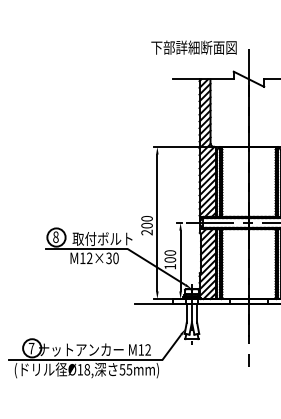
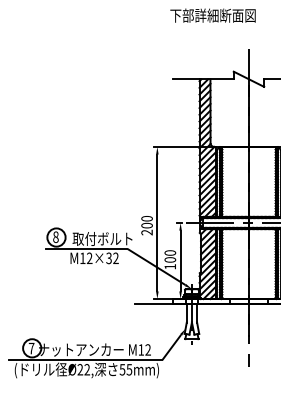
text position: (193, 47) -> (212, 15) (212, 15)
text: M12×30 -> M12×32 (115, 258)
text: Ø18, -> Ø22, (83, 369)
